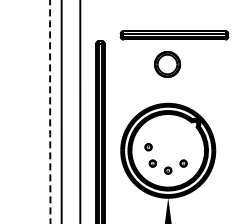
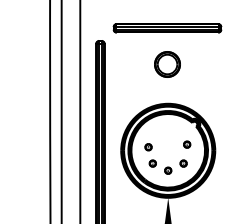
part position: (174, 35) -> (167, 28) (167, 28)
line: dashed -> solid (50, 111)
part: none -> present (187, 144)
